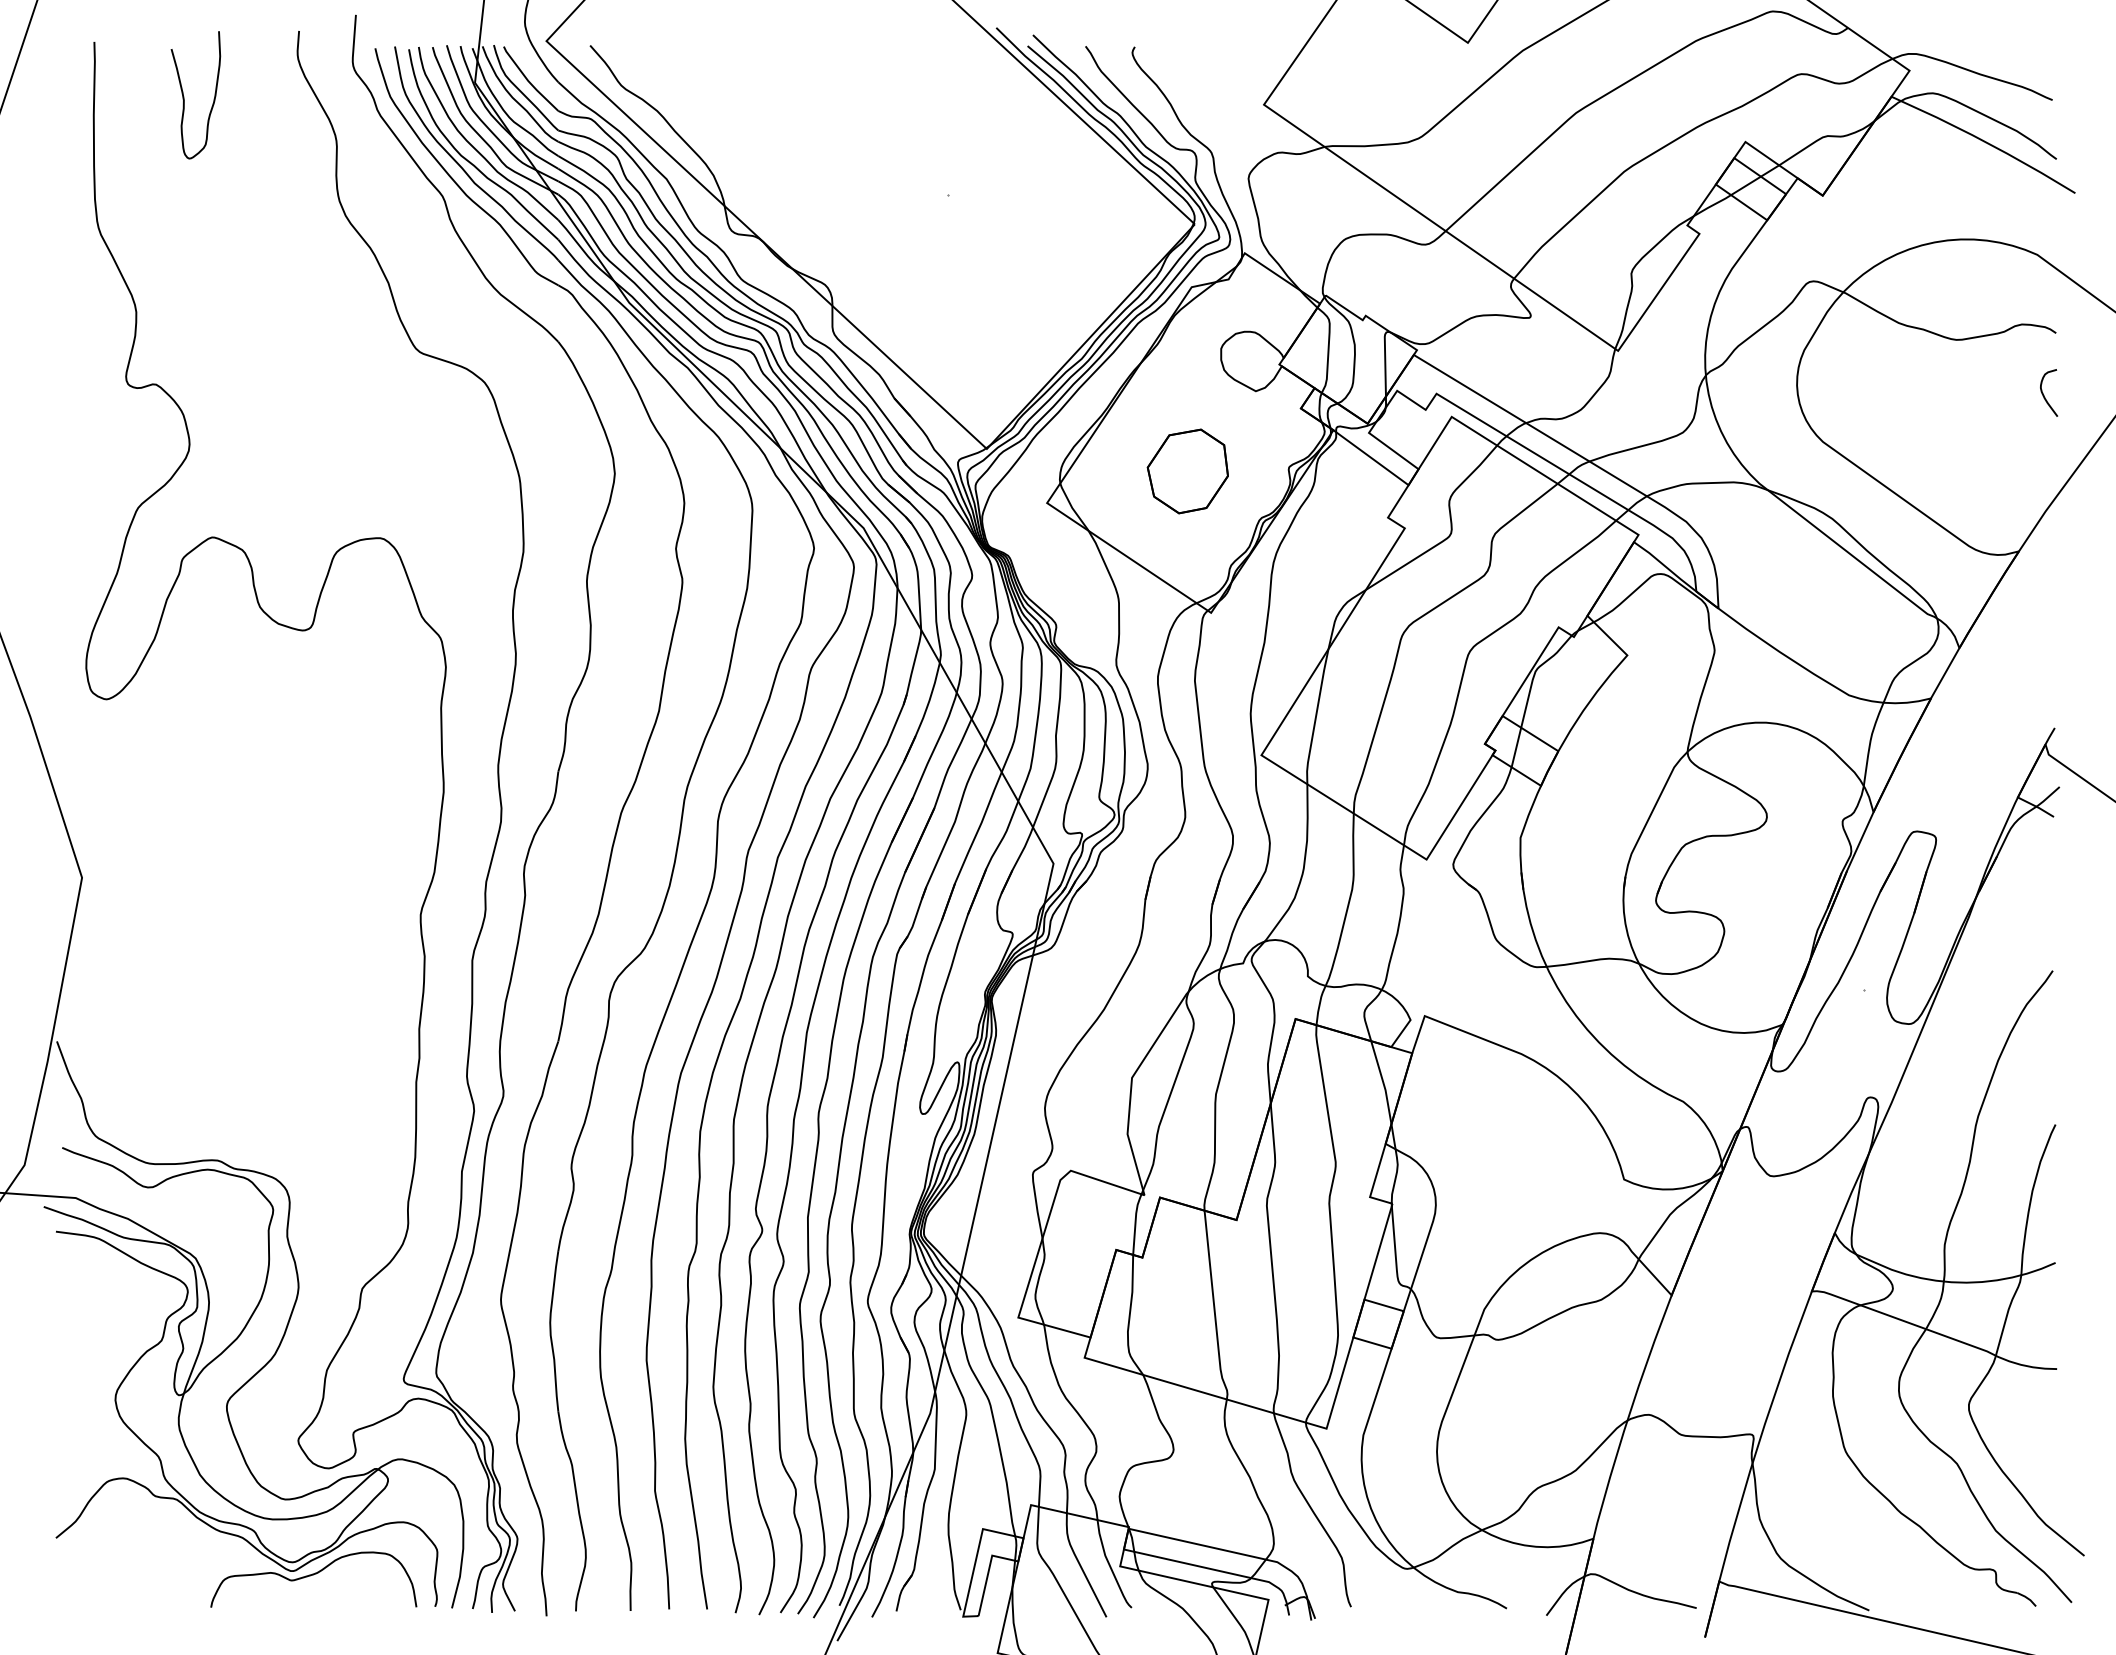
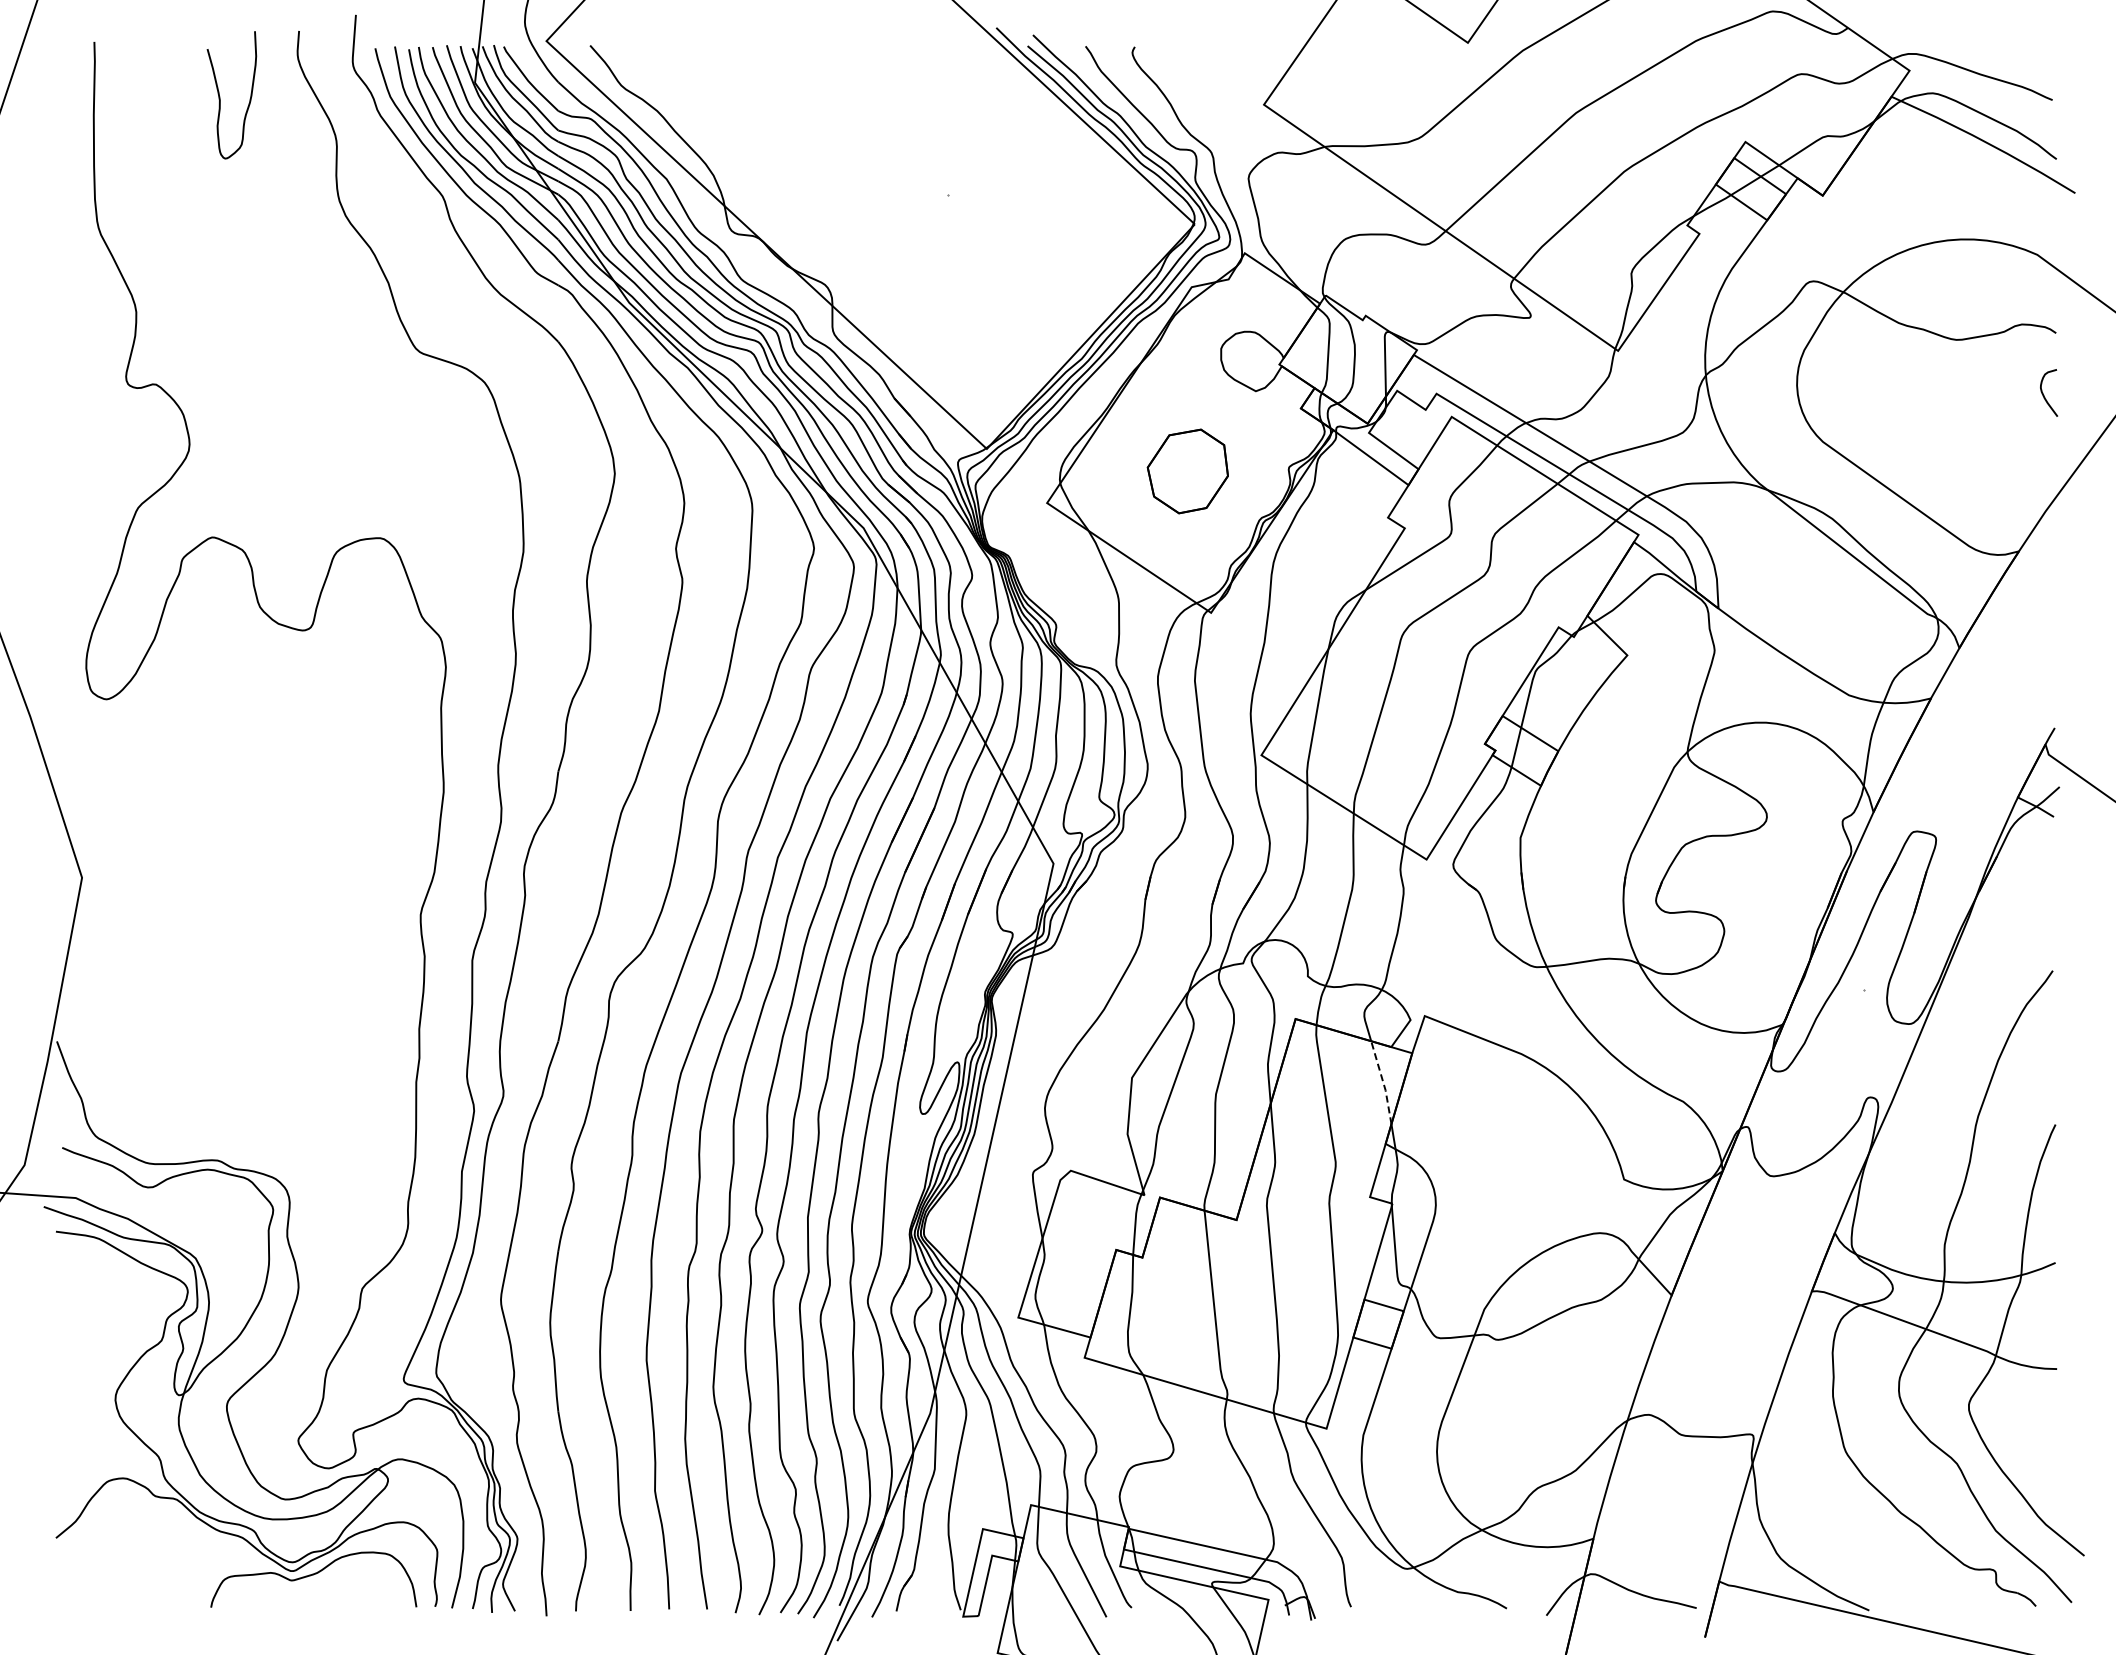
curve position: (184, 96) -> (220, 96) (220, 96)
line: solid -> dashed (1383, 1082)
